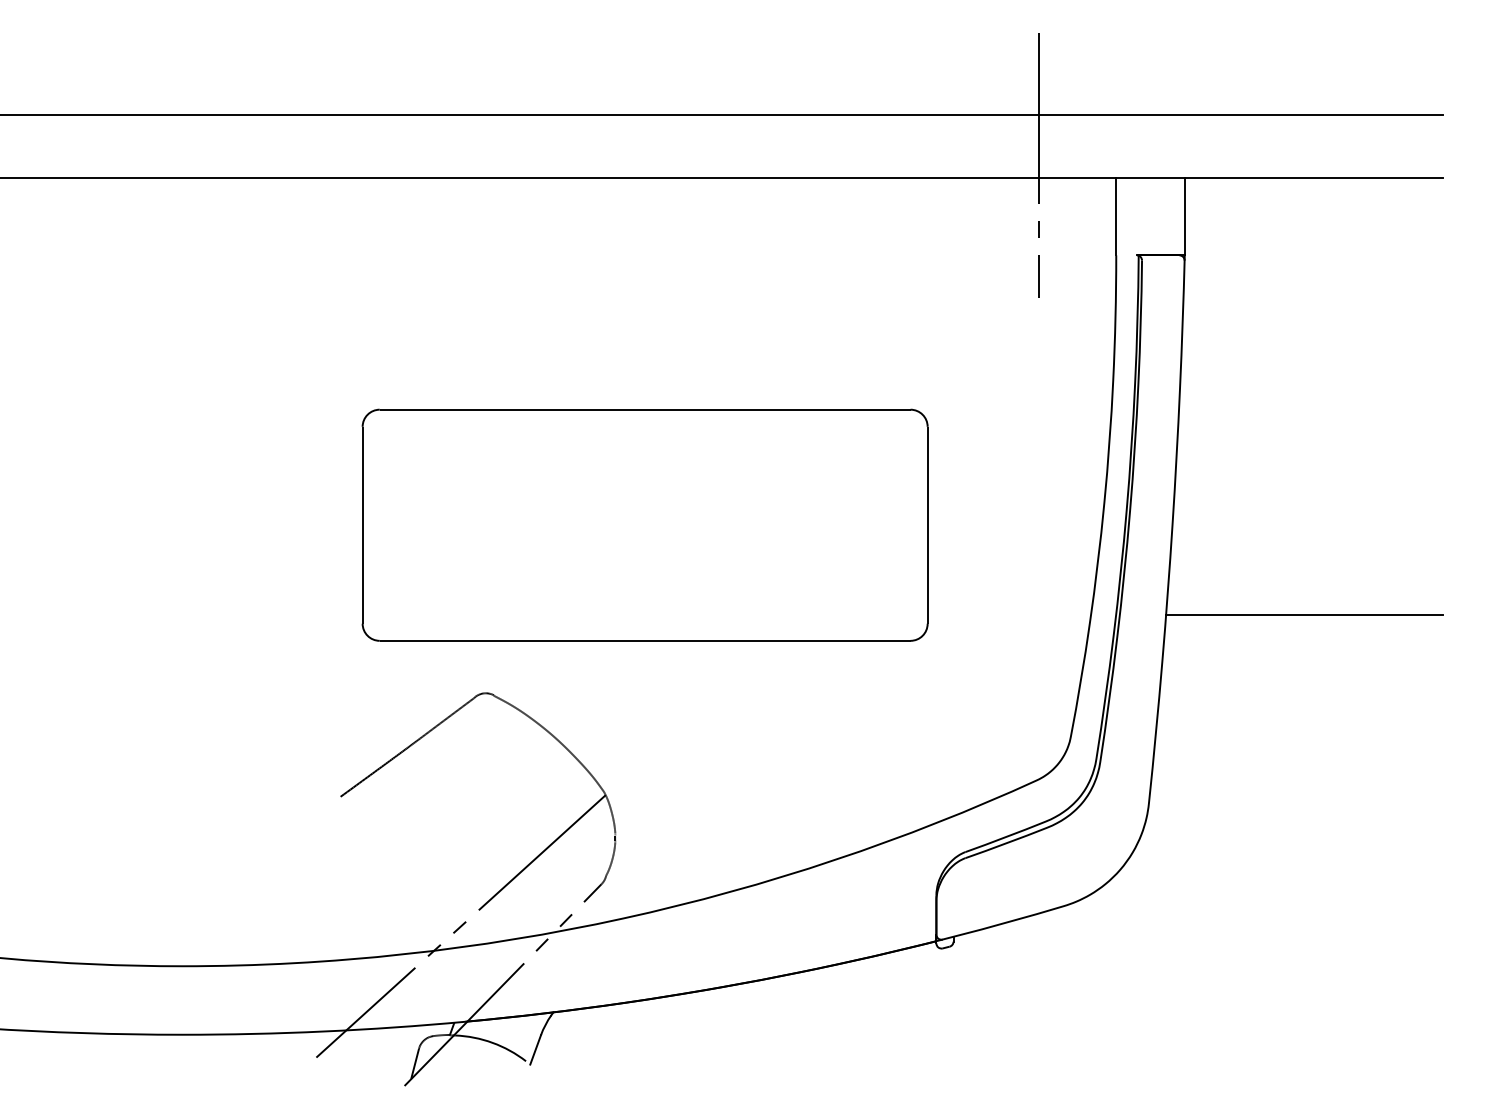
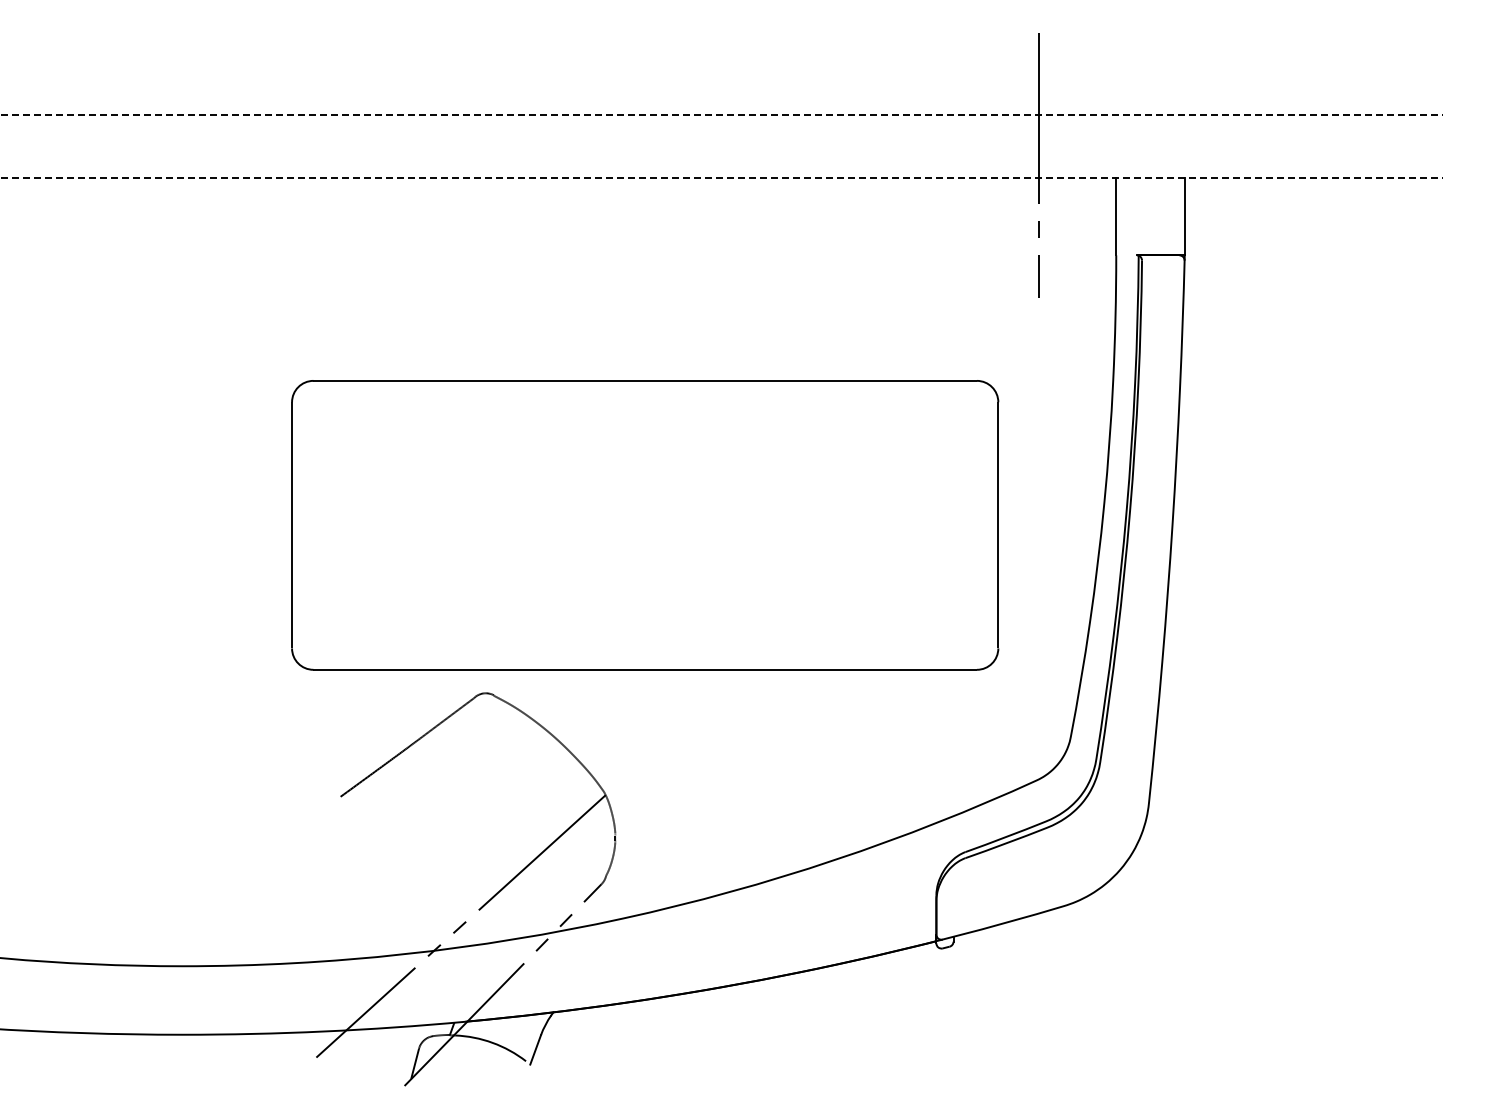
line: solid -> dashed (722, 114)
line: solid -> dashed (722, 178)
part size: 568x234 px -> 709x291 px (645, 525)
line: present -> none (1304, 615)
